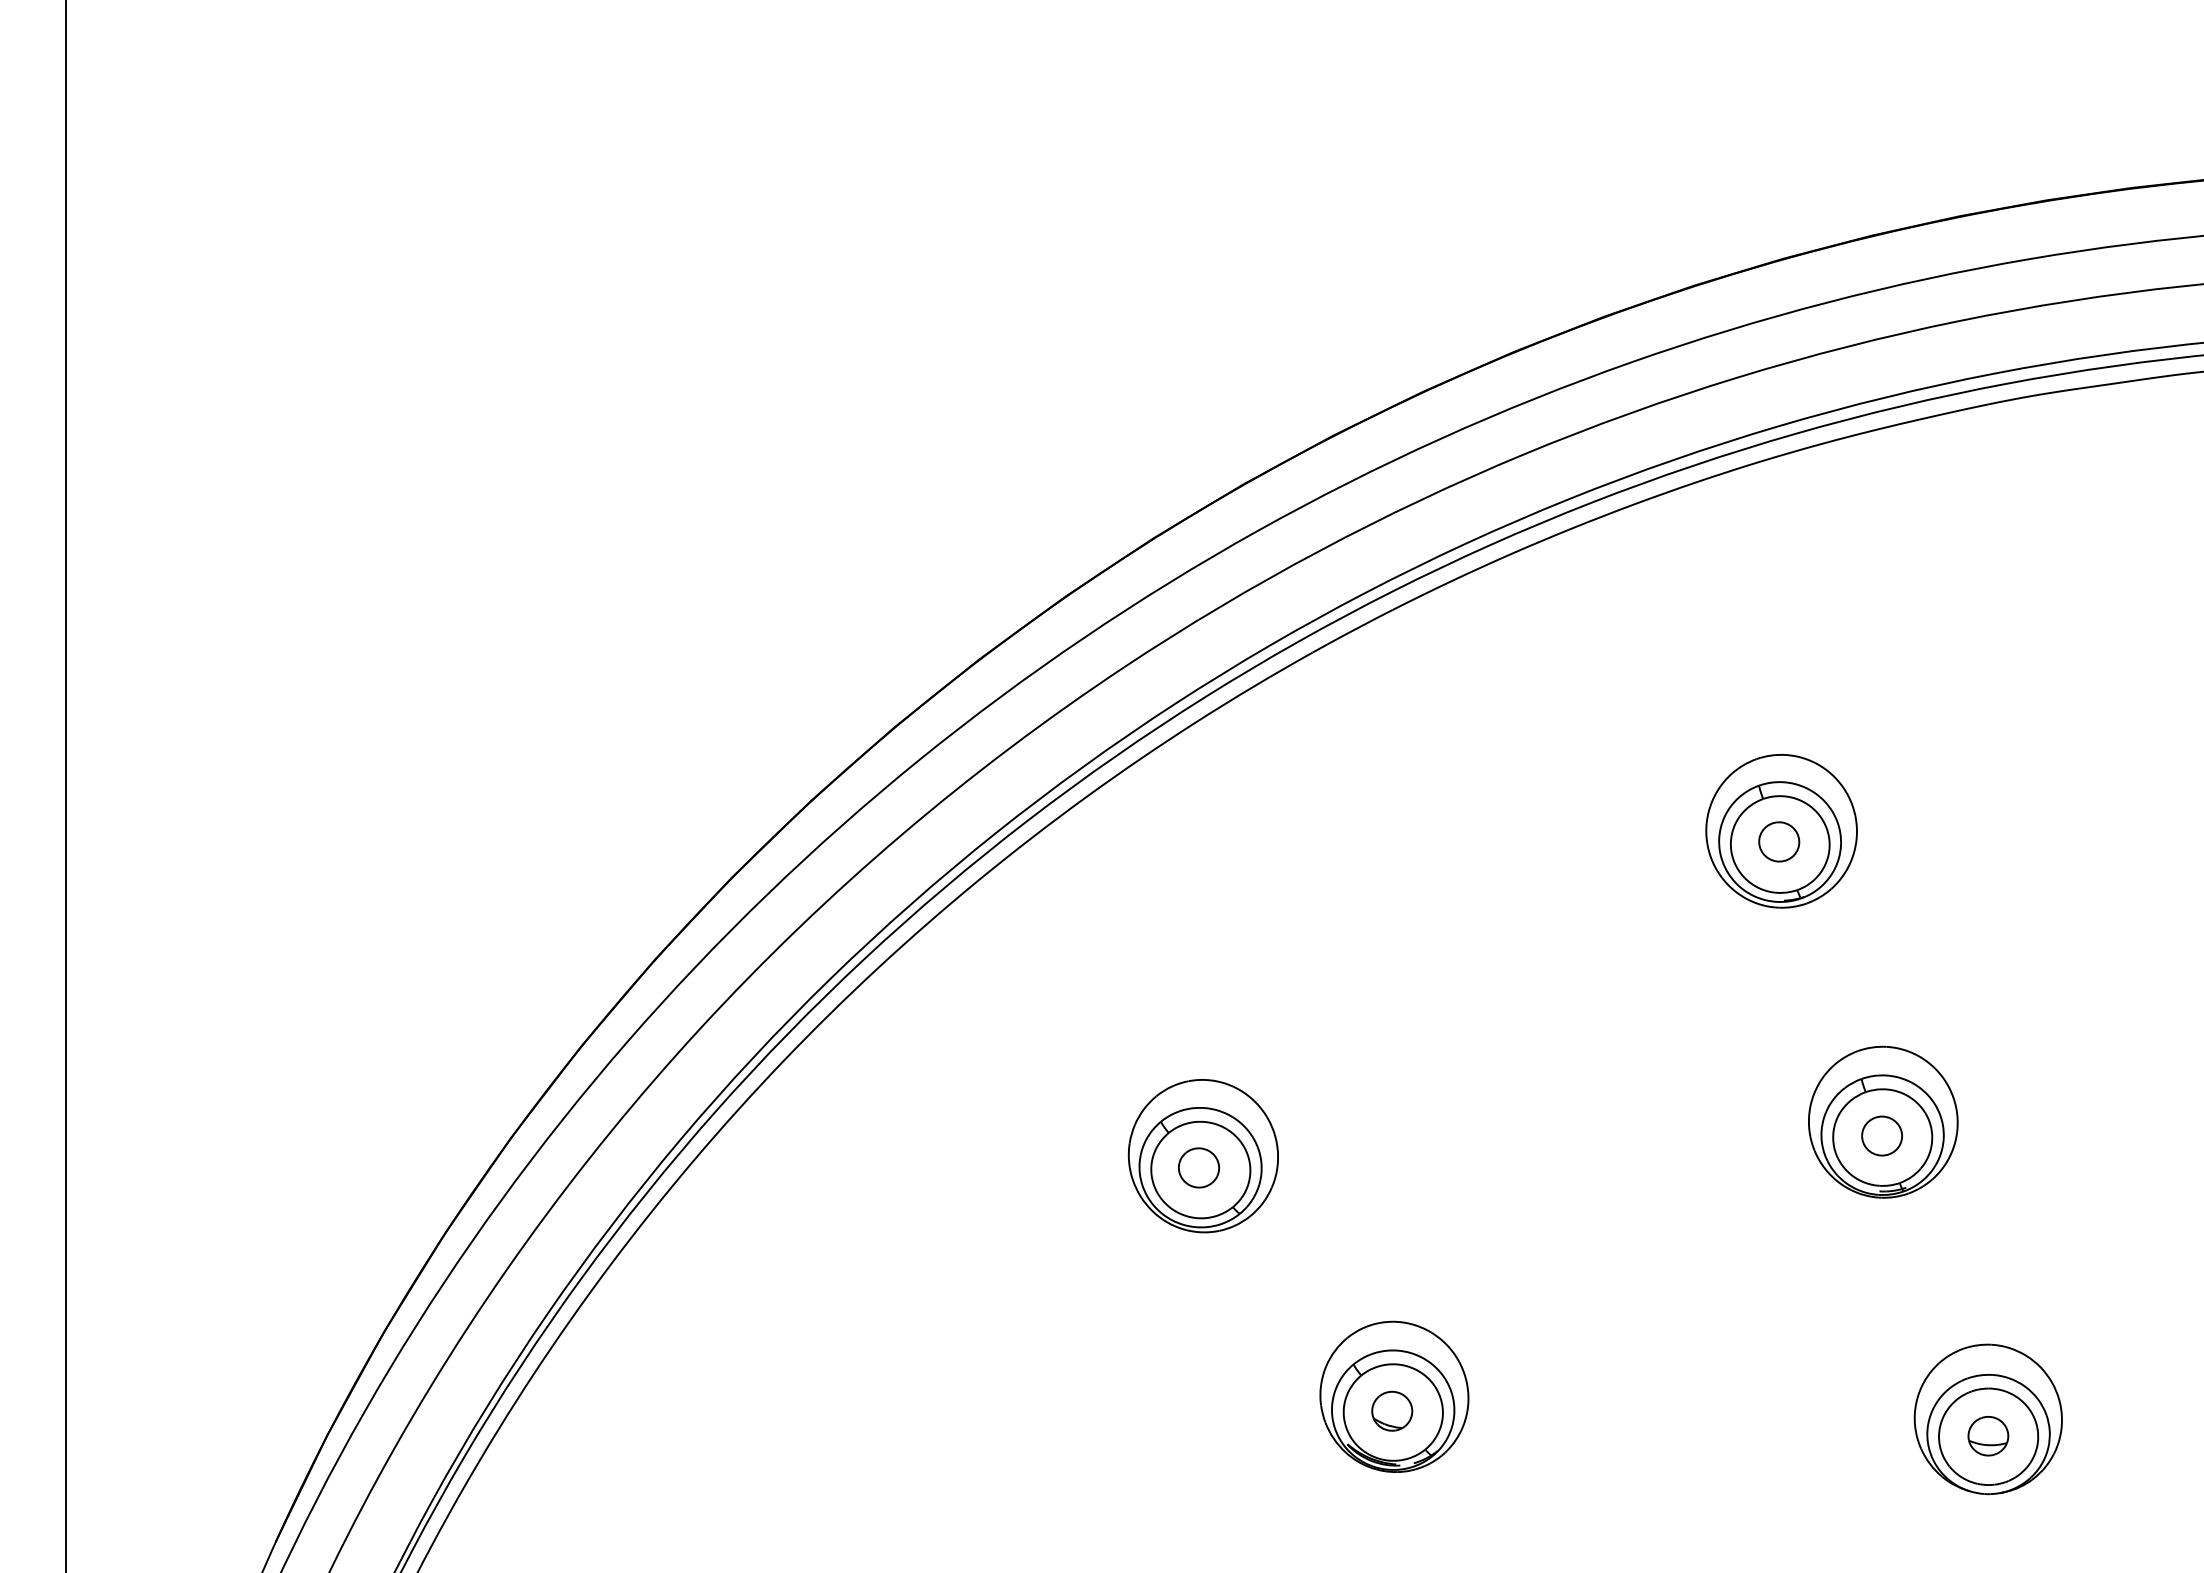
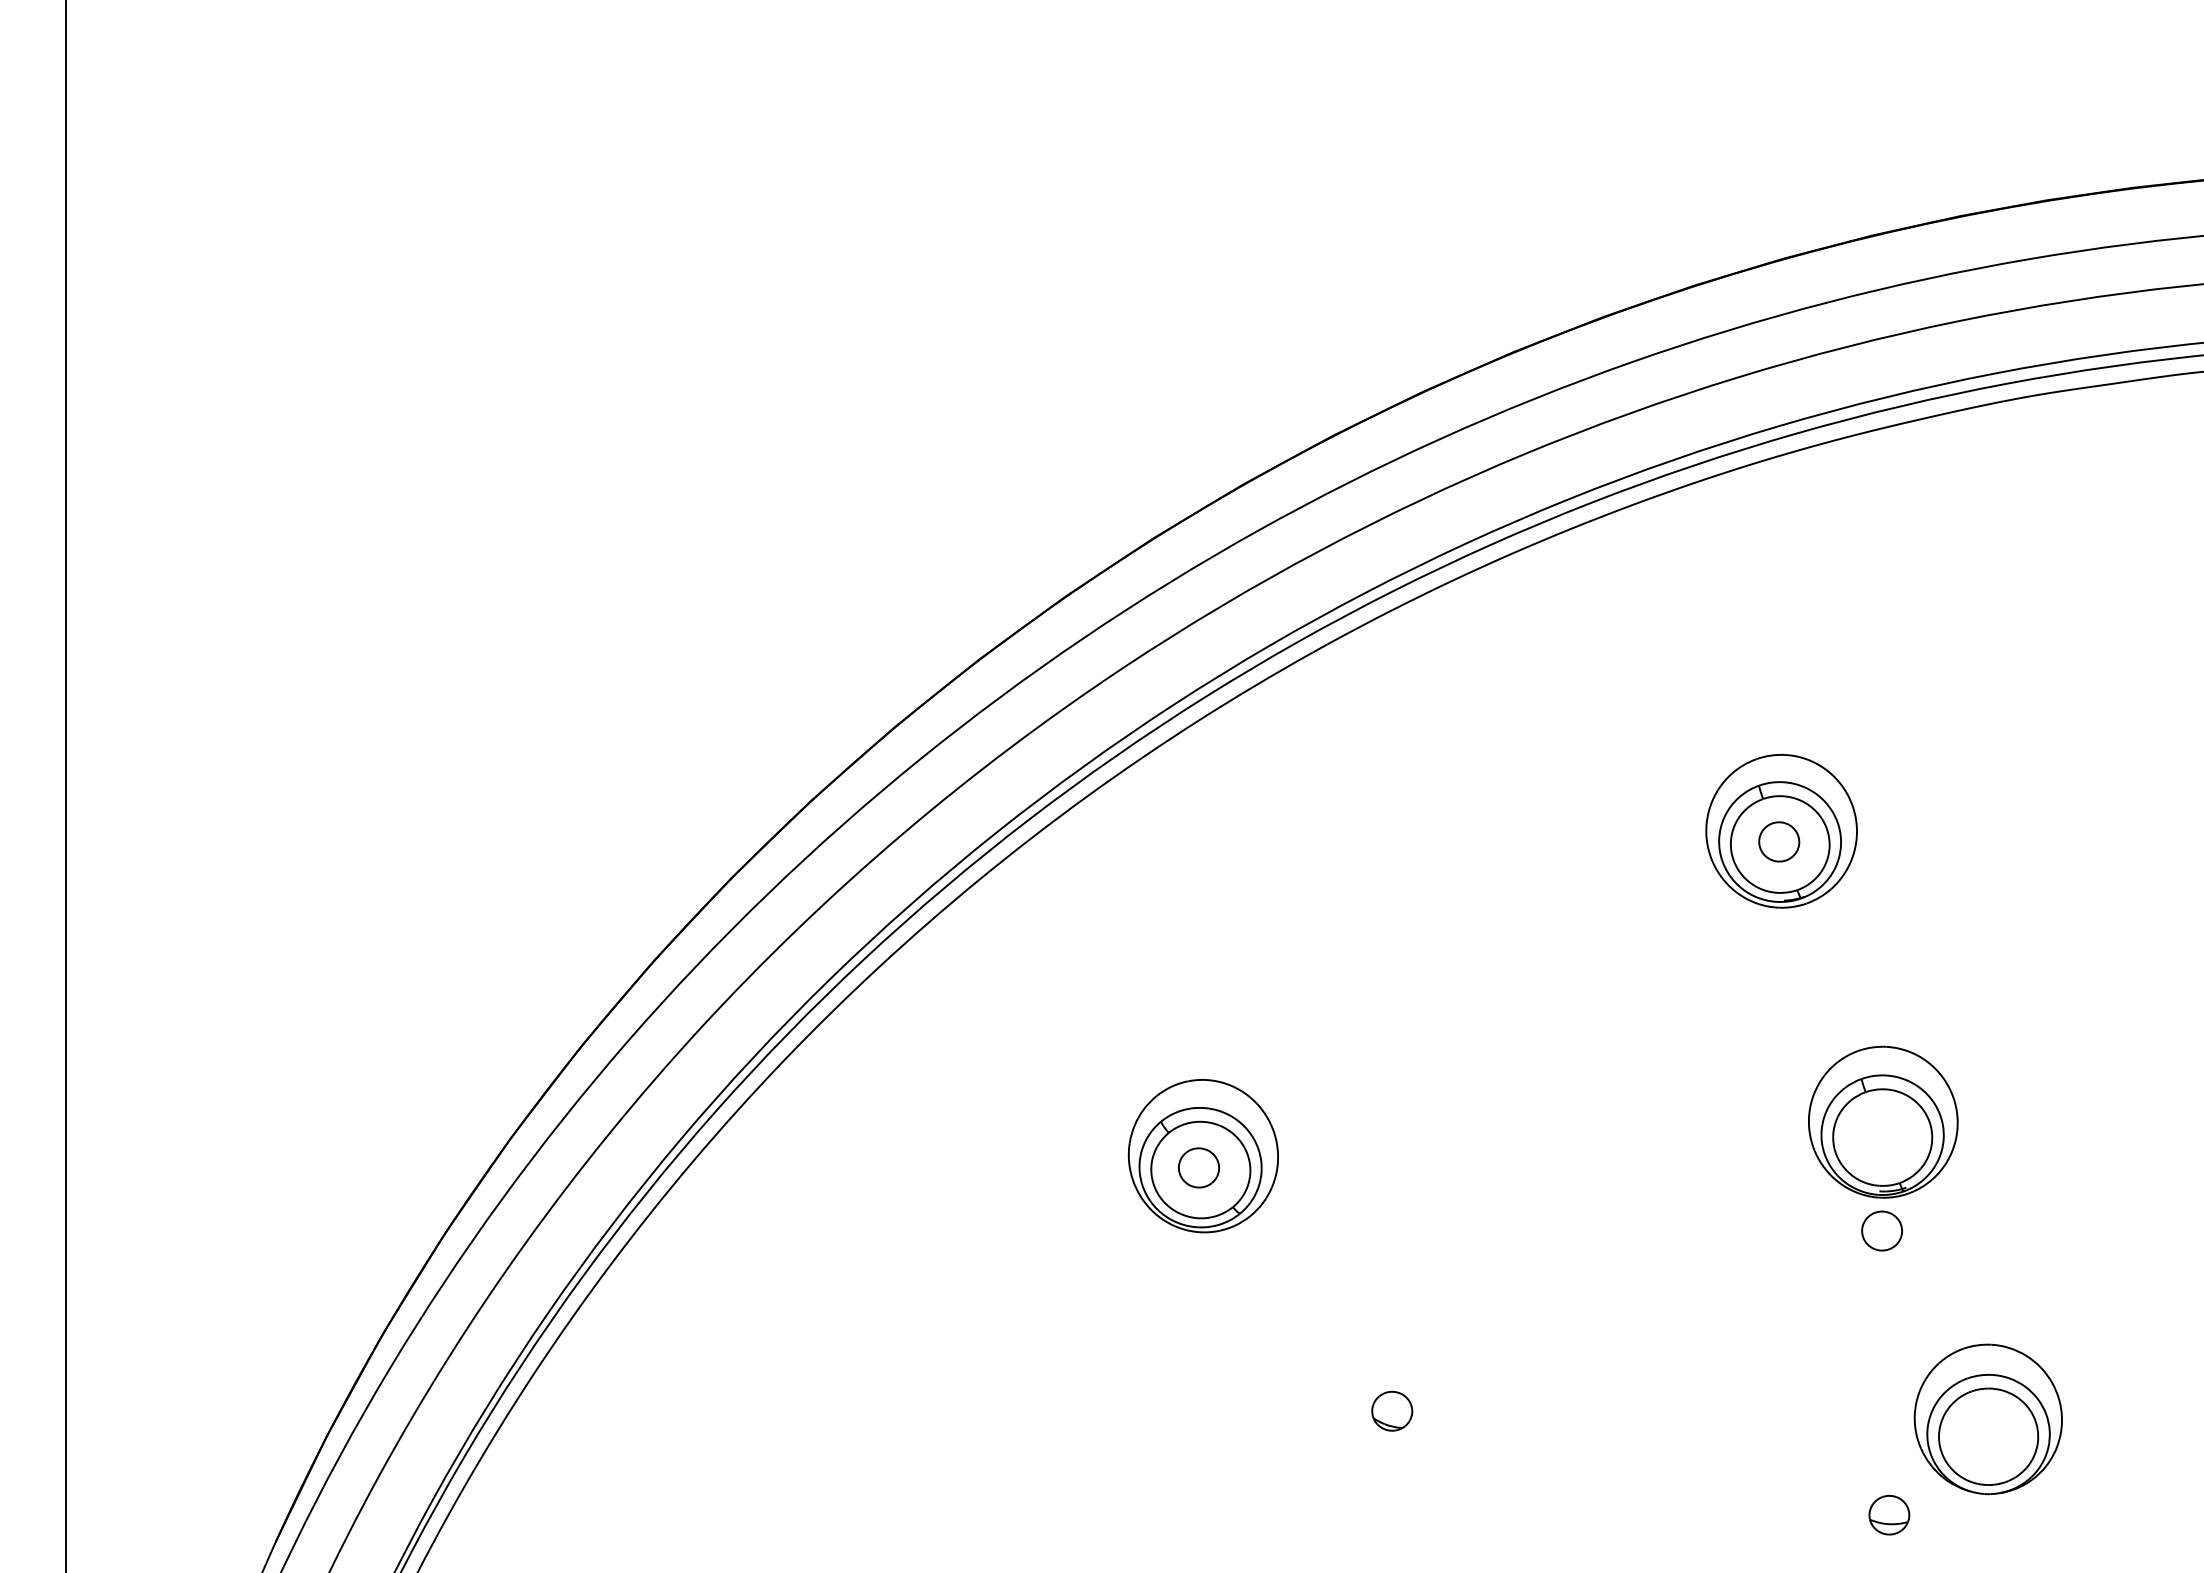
part position: (1881, 1135) -> (1881, 1230) (1881, 1230)
part: present -> none (1394, 1396)
part position: (1988, 1436) -> (1889, 1515) (1889, 1515)
